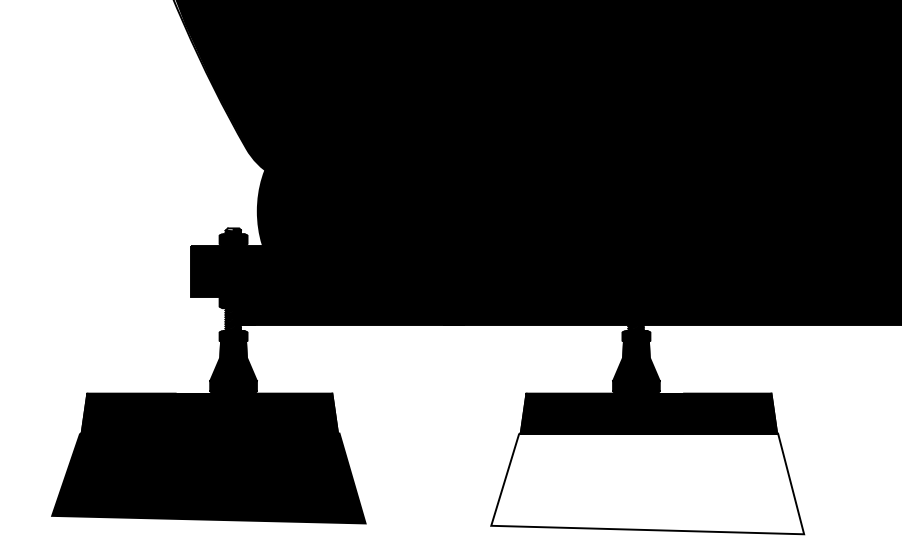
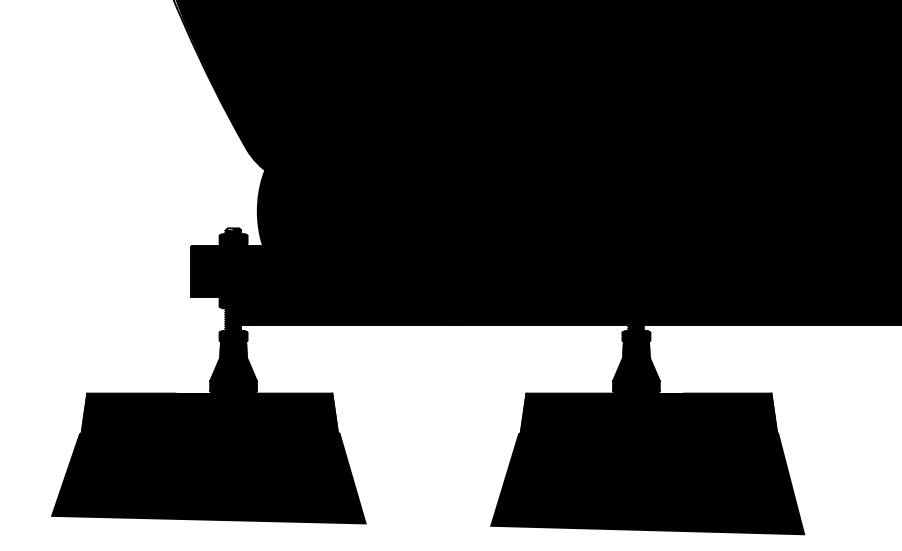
fill: none -> present (647, 483)
